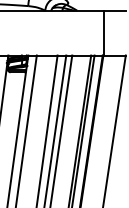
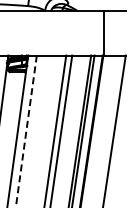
line: present -> none (47, 129)
line: solid -> dashed (26, 131)
